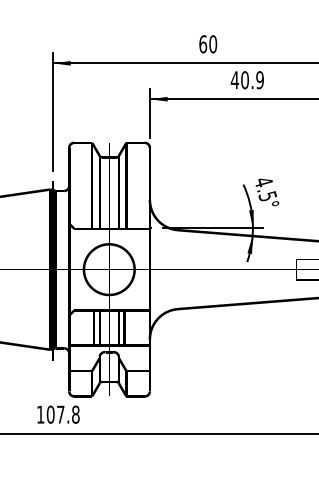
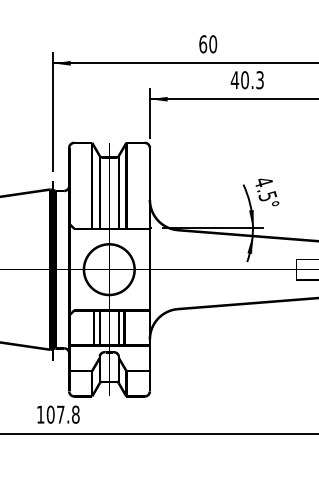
text: 40.9 -> 40.3 (259, 80)
